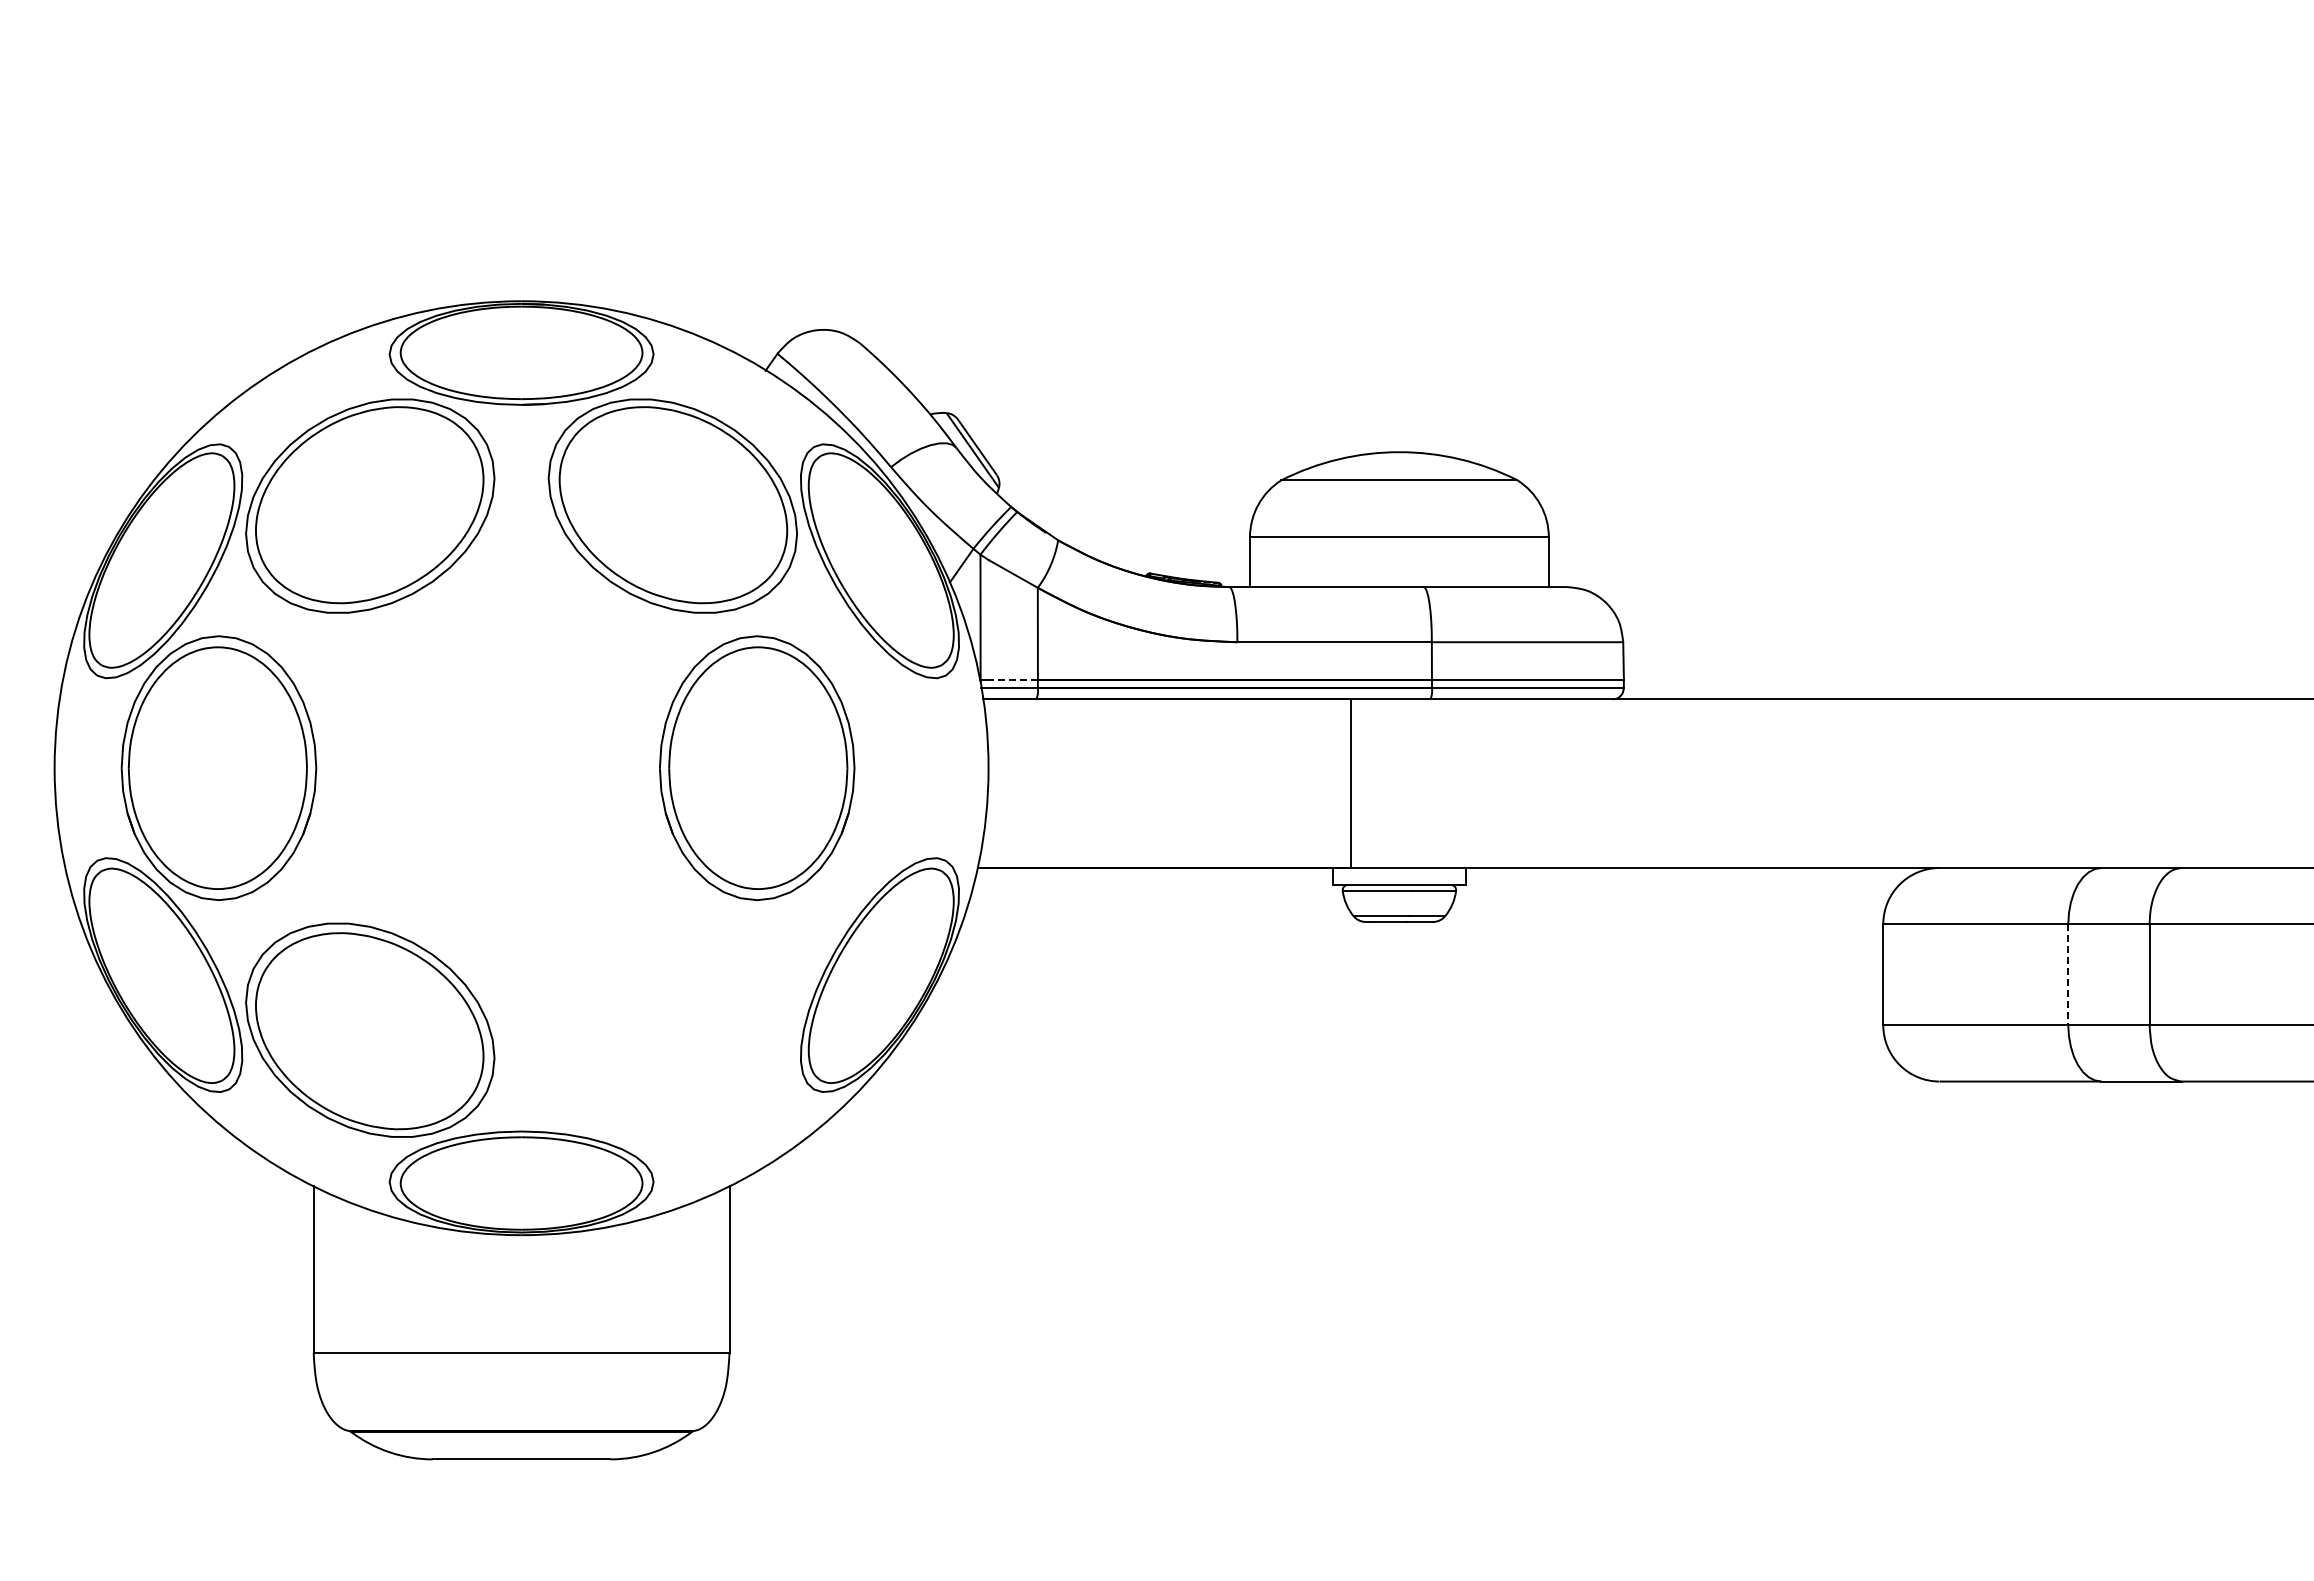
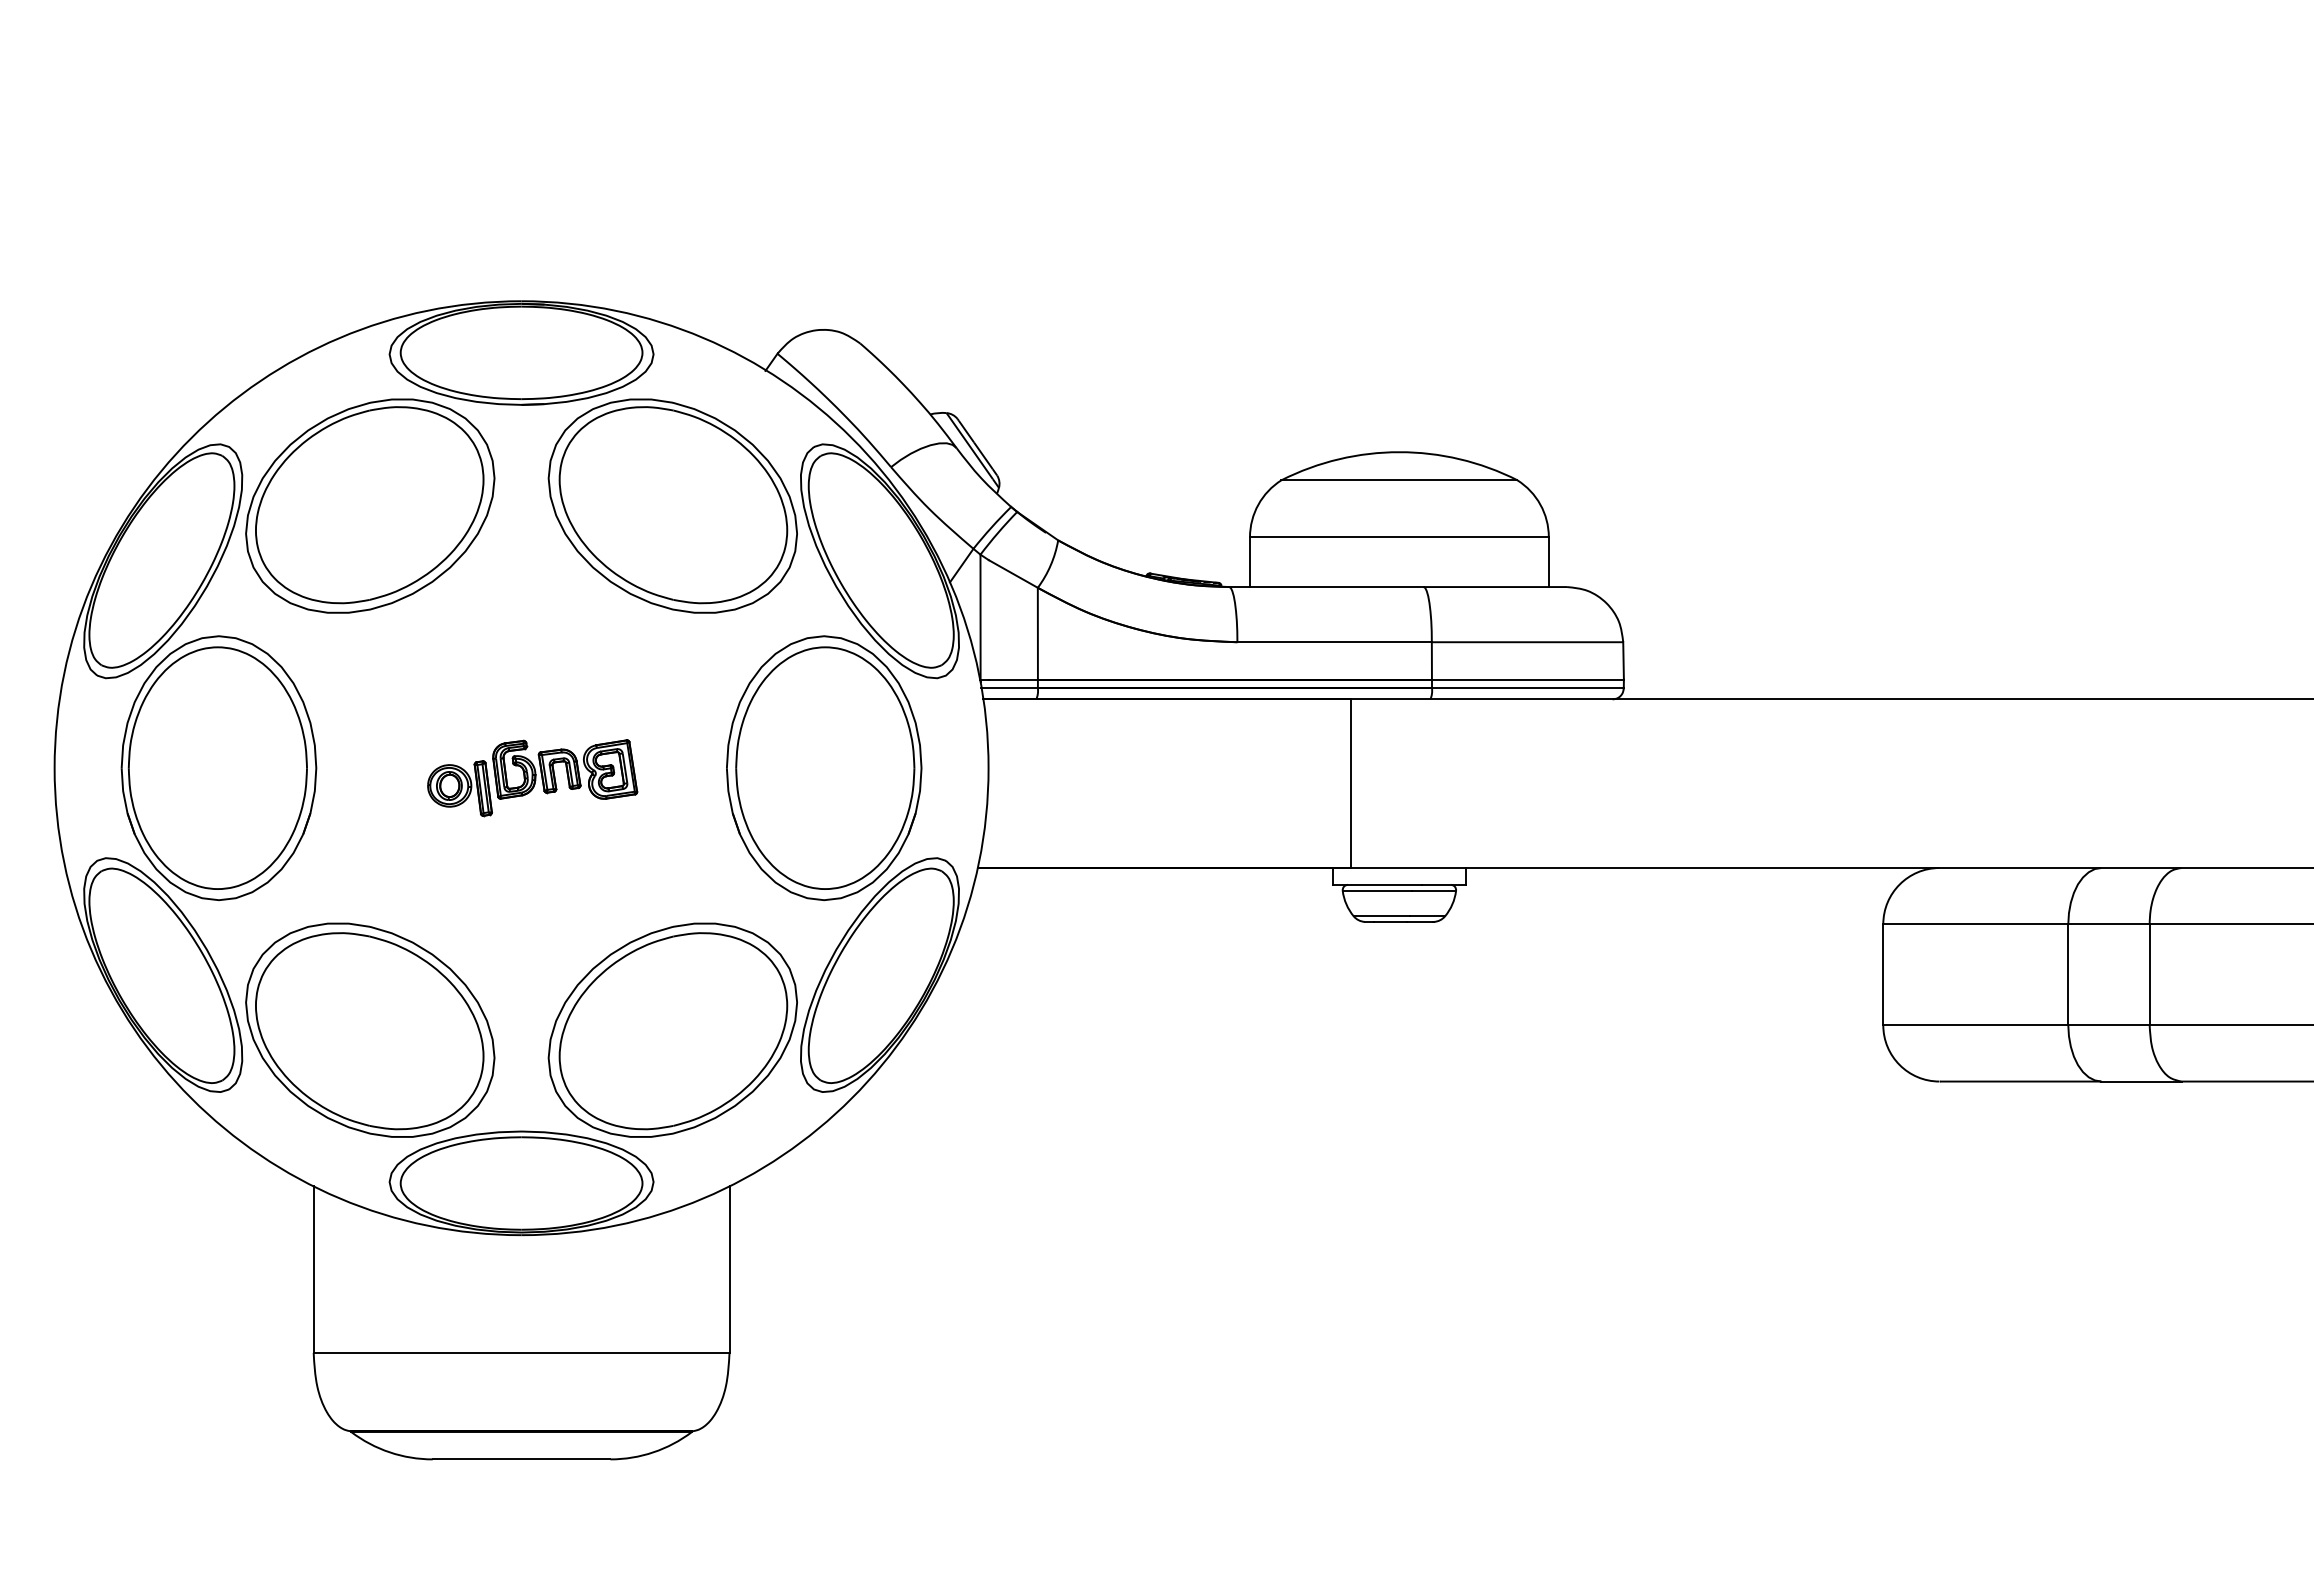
line: dashed -> solid (1012, 679)
part position: (757, 768) -> (824, 768) (824, 768)
part: none -> present (532, 778)
line: dashed -> solid (2068, 974)
part: none -> present (672, 1029)
